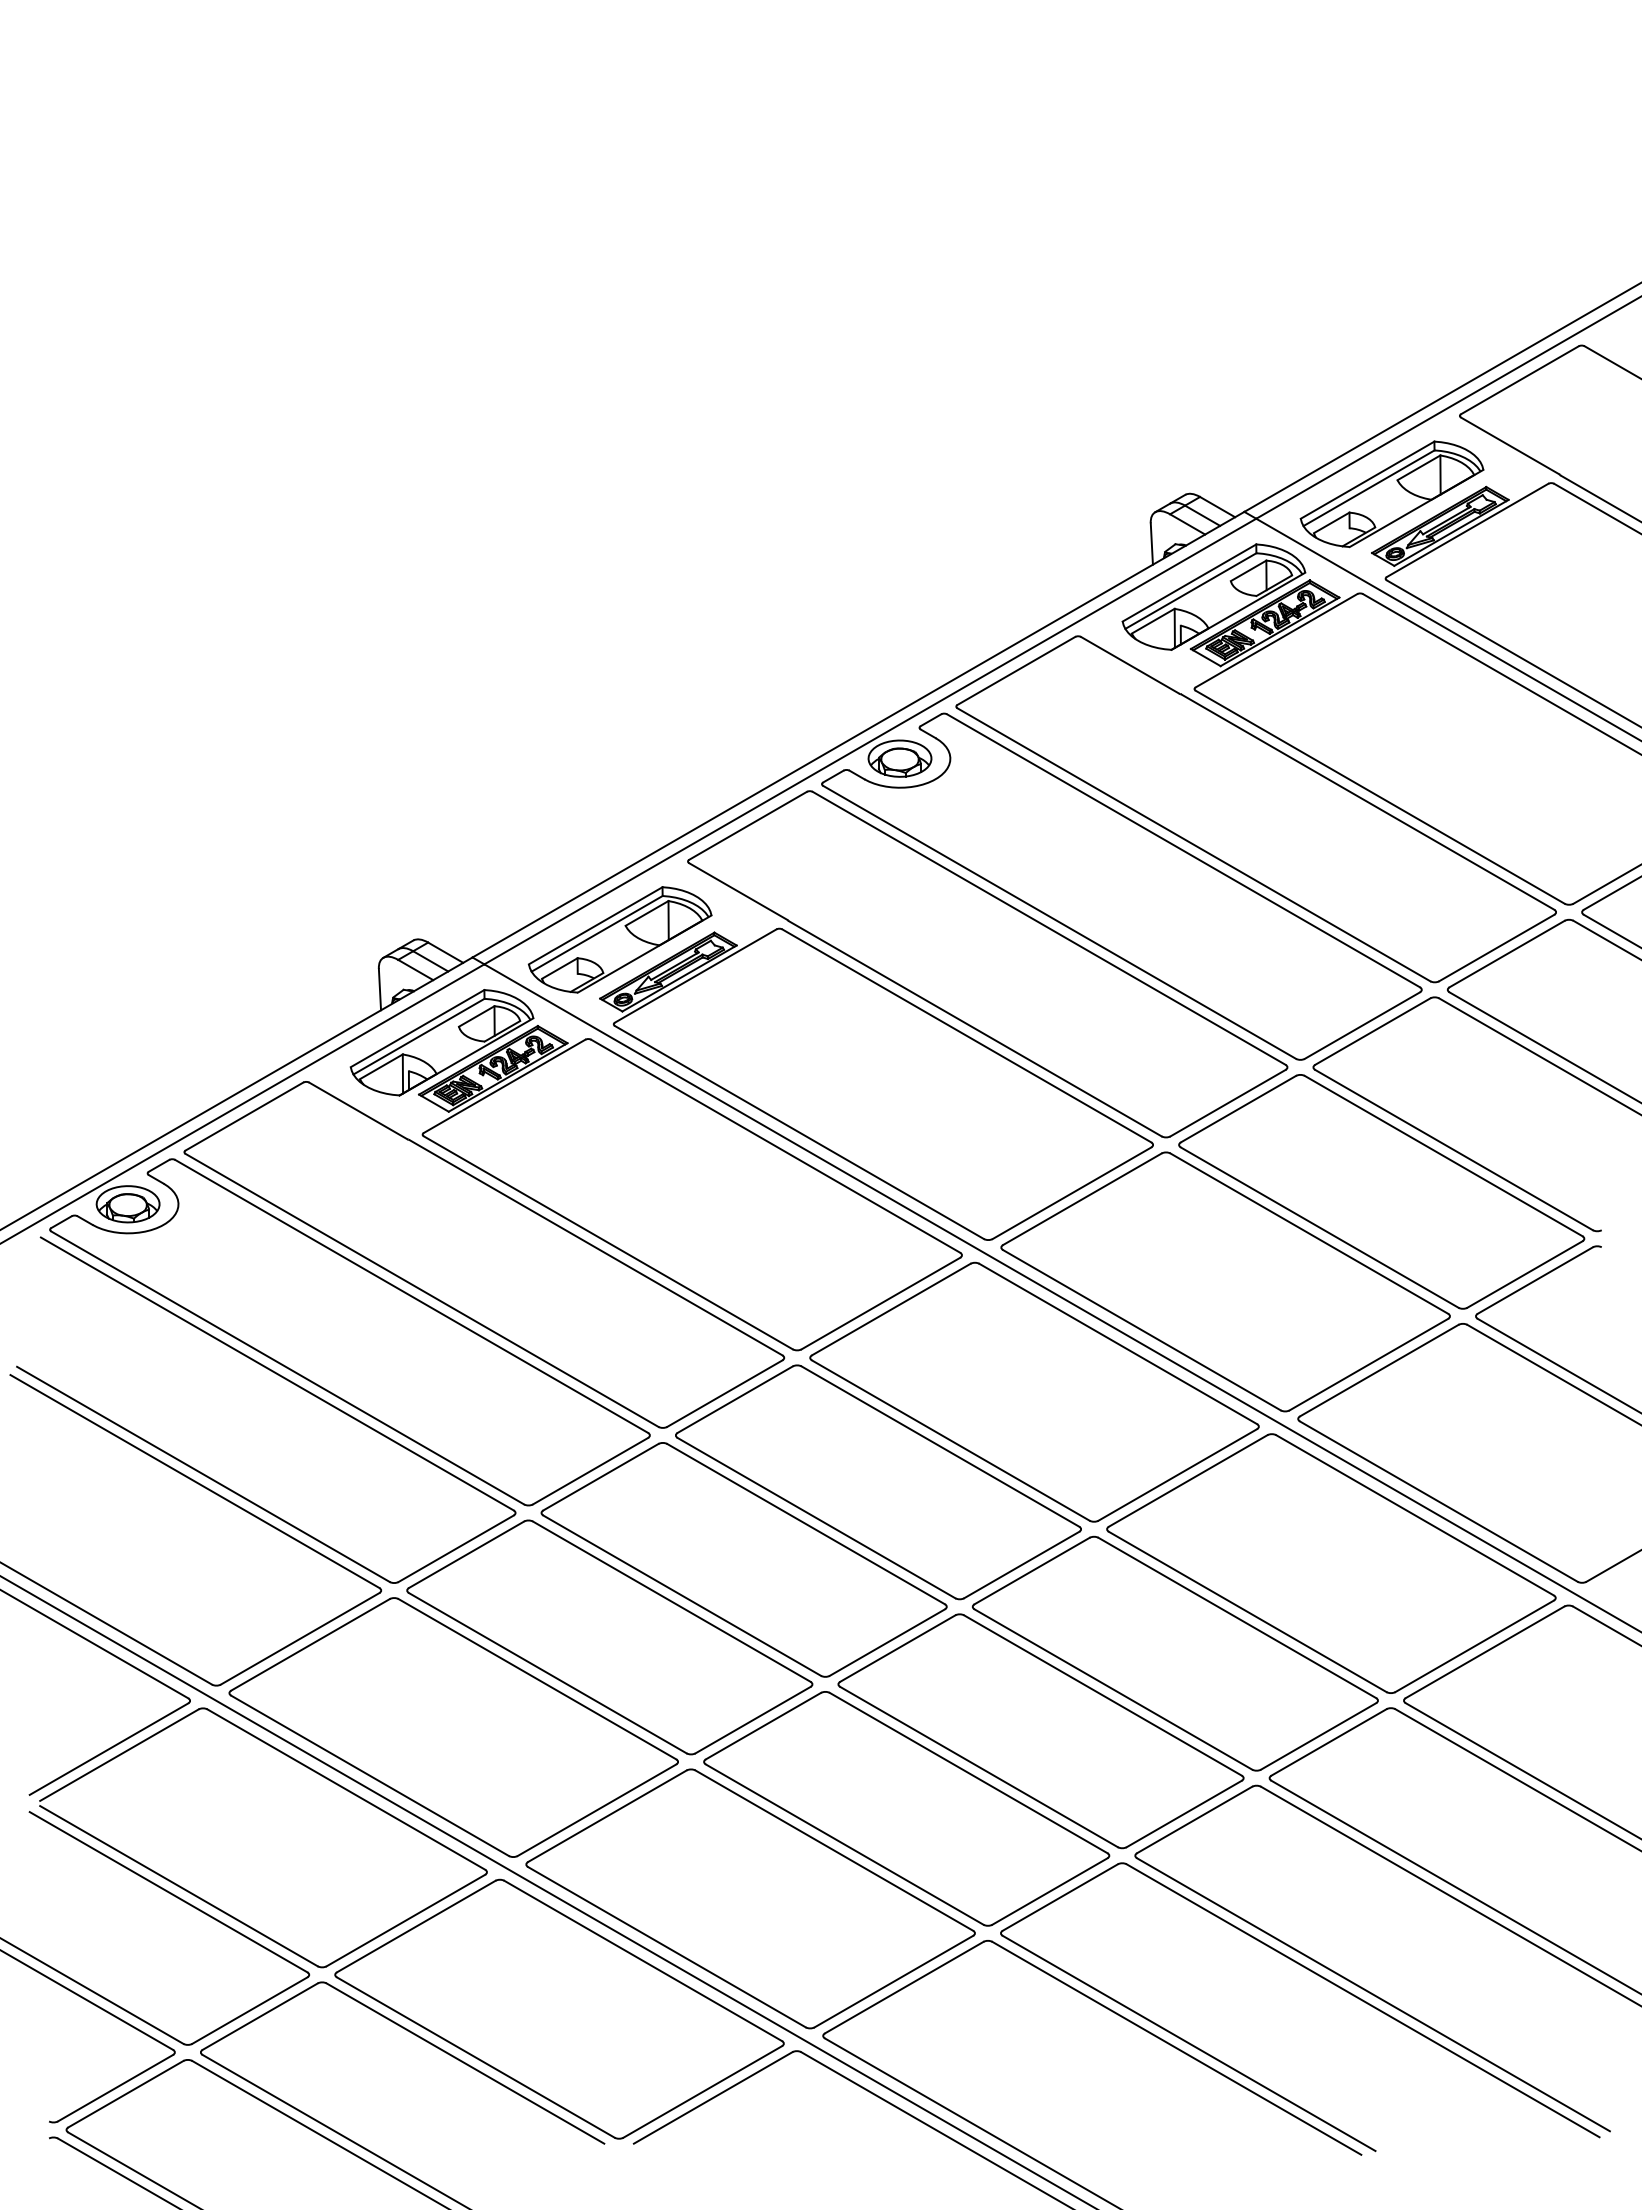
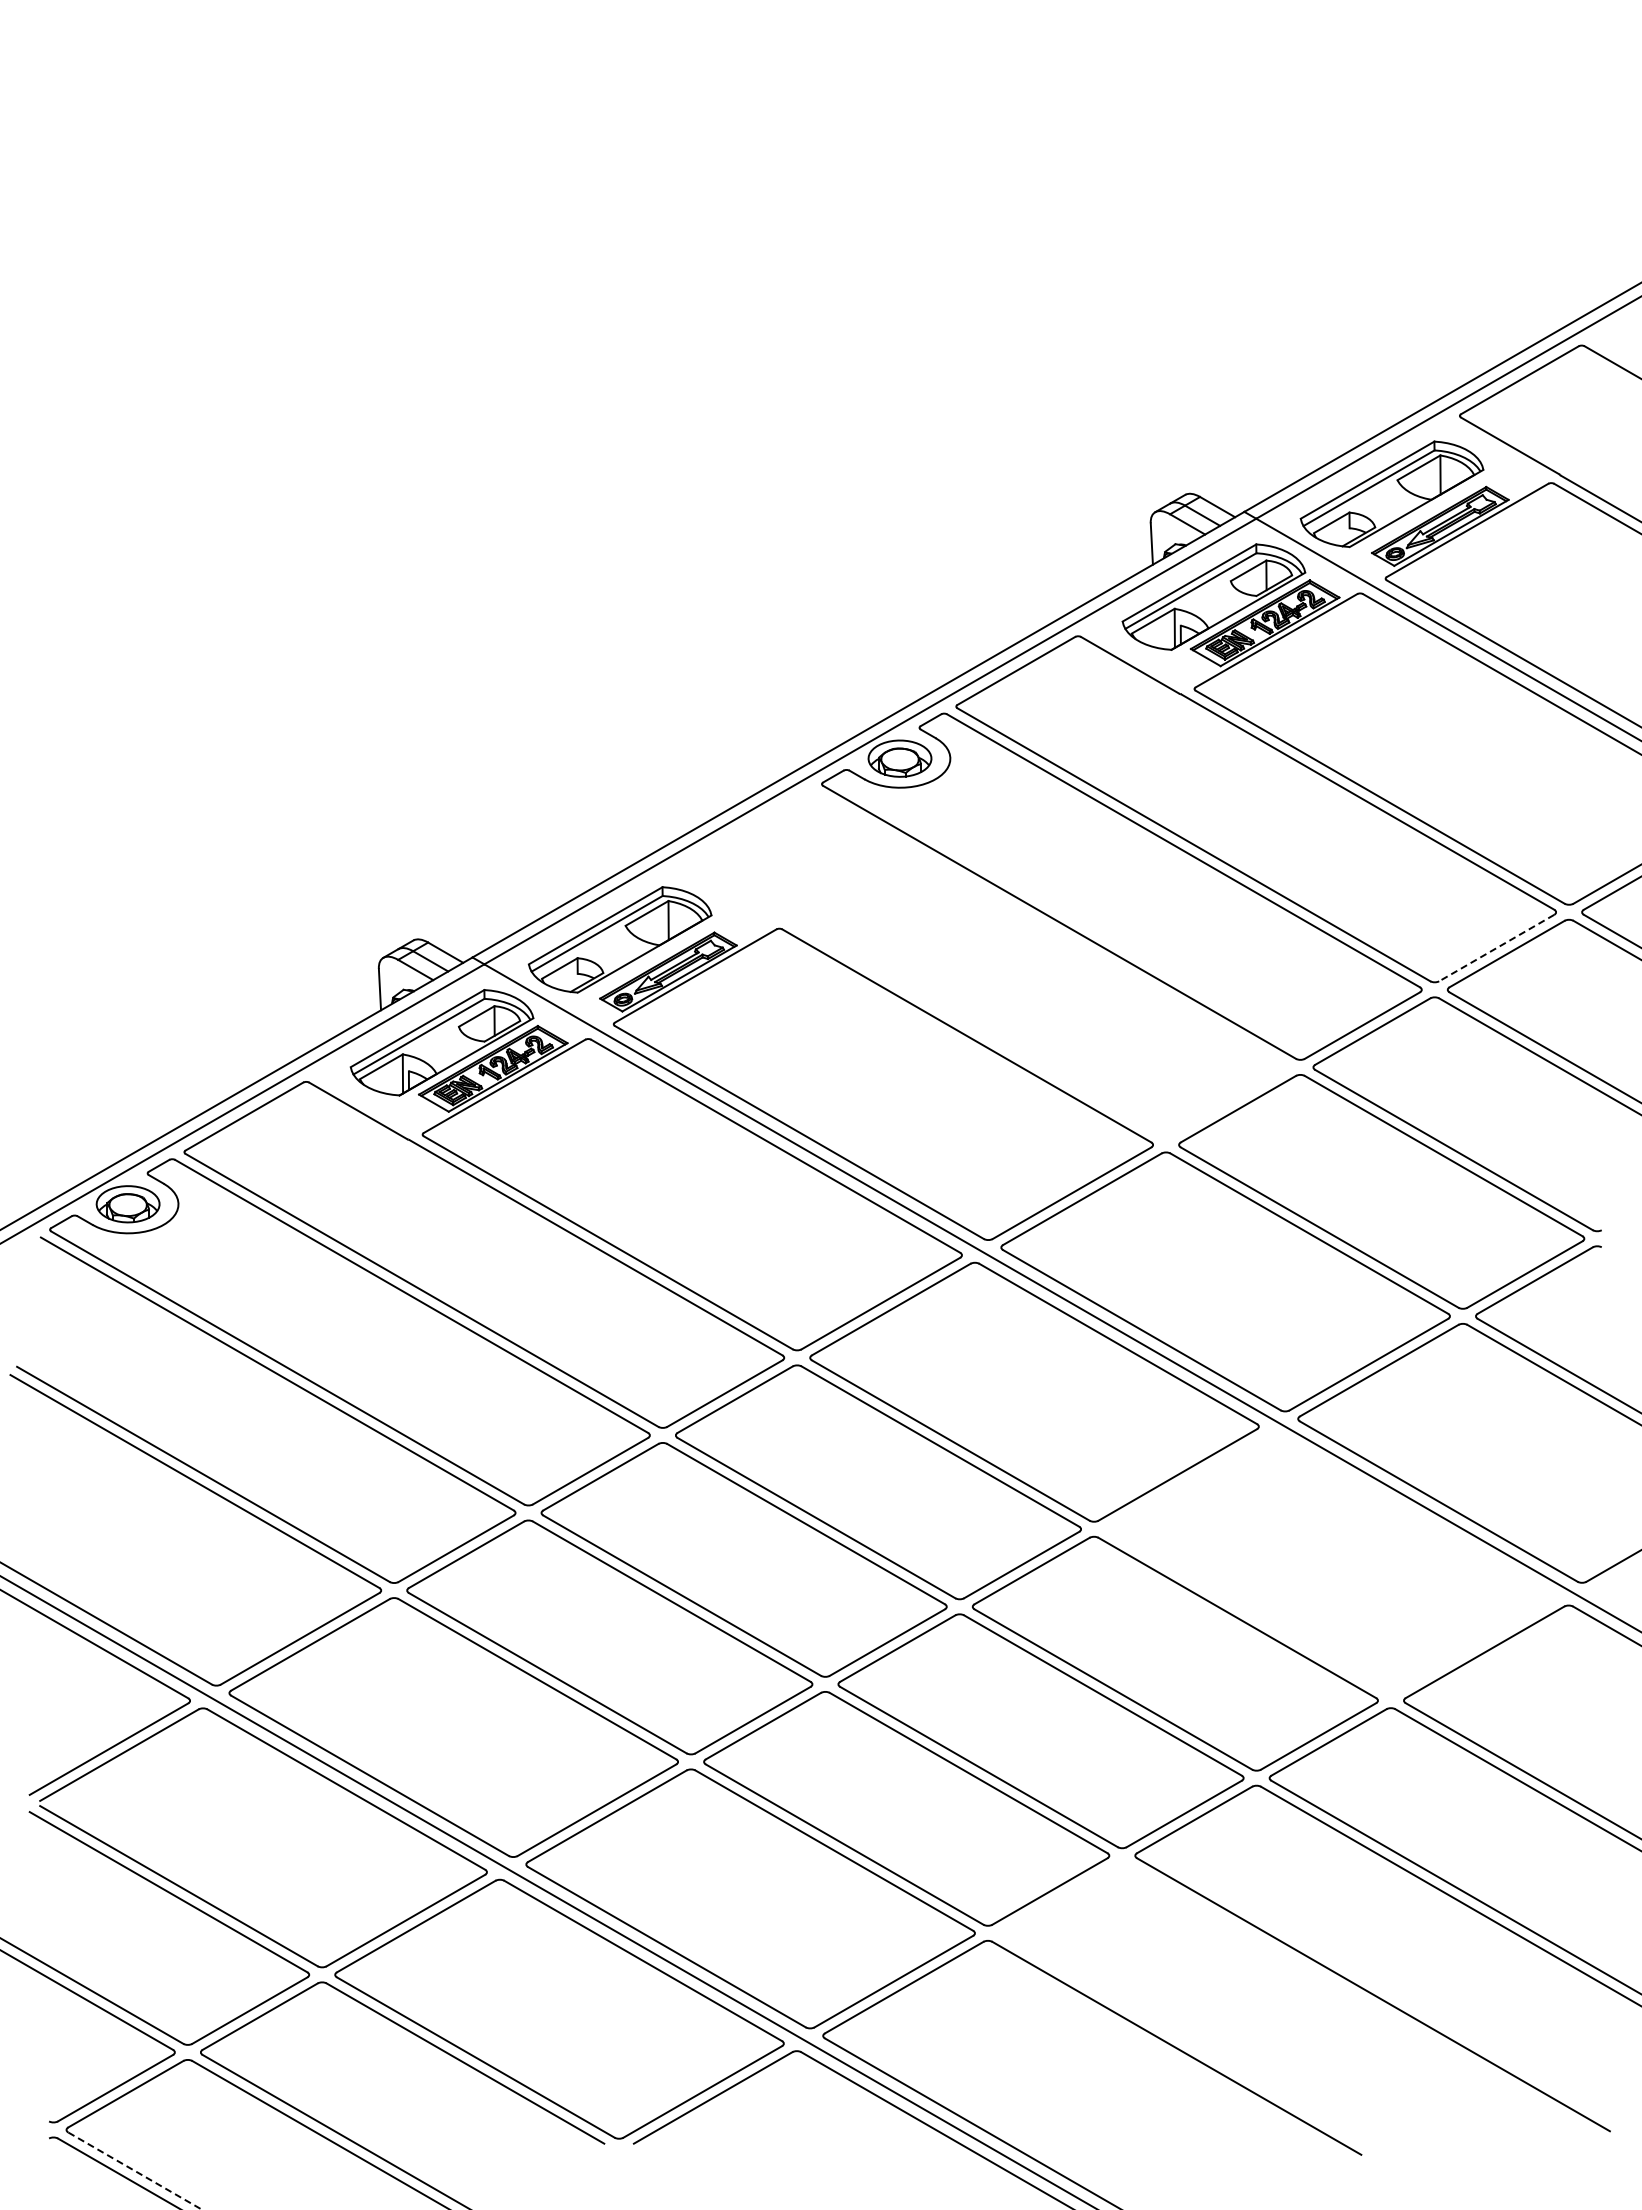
line: solid -> dashed (1496, 948)
part: present -> none (987, 964)
part: present -> none (1331, 1563)
part: present -> none (1318, 1976)
line: solid -> dashed (134, 2170)
